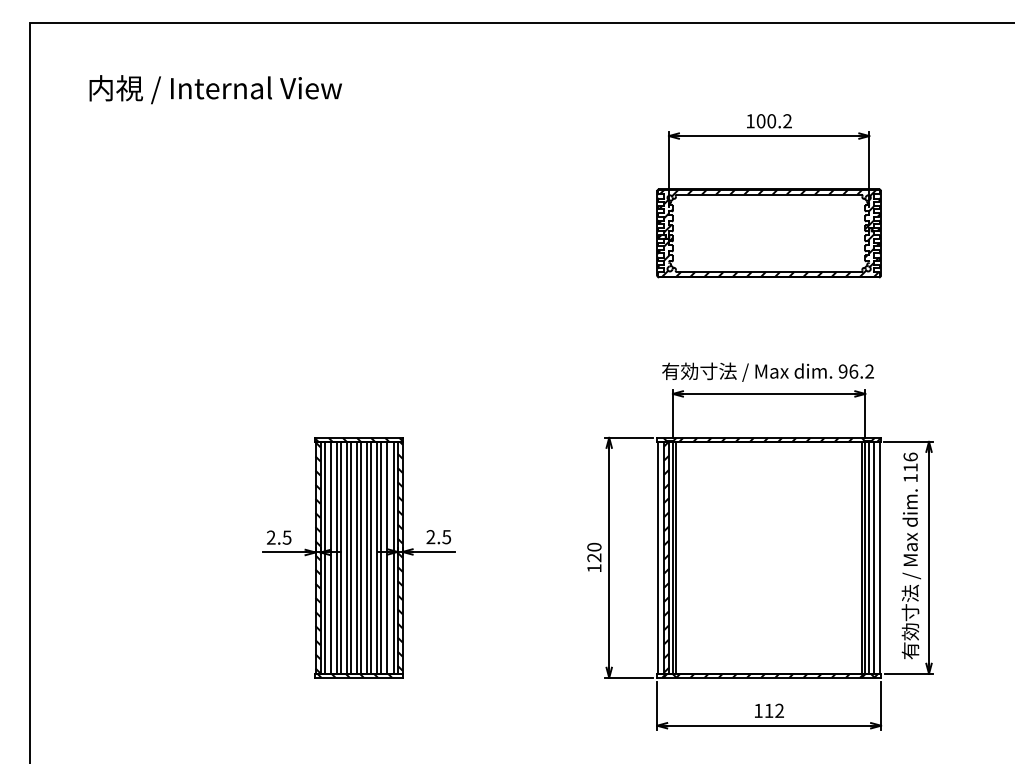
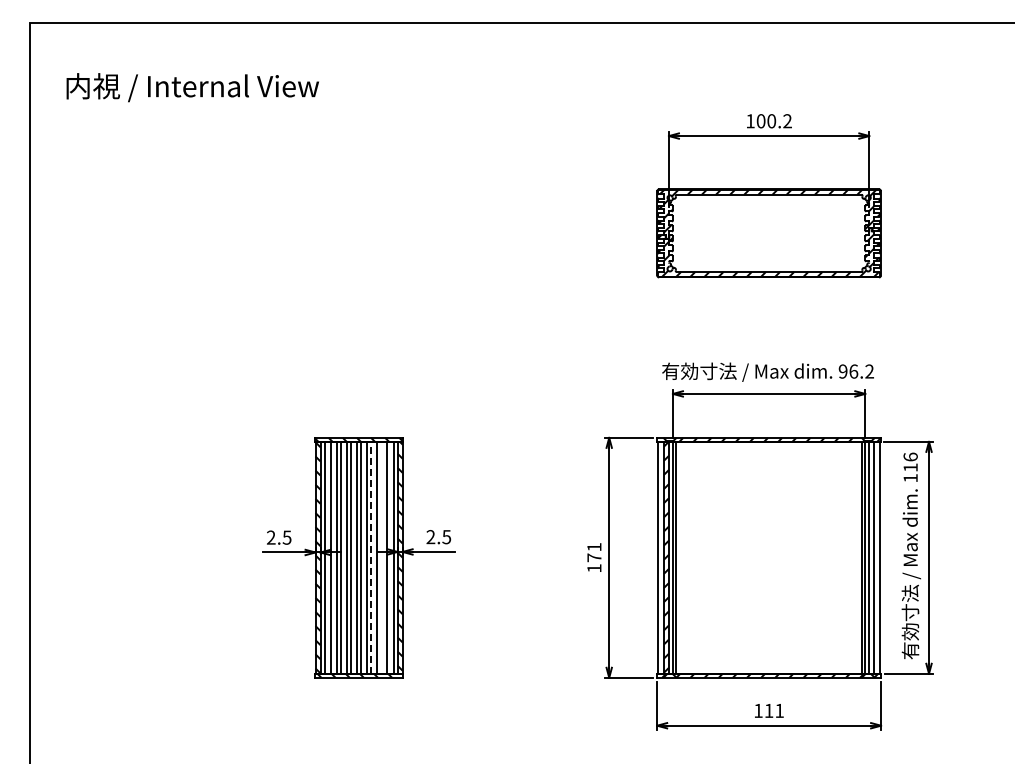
text position: (215, 89) -> (192, 87) (192, 87)
text: 120 -> 171 (594, 552)
line: solid -> dashed (371, 557)
line: present -> none (381, 557)
text: 112 -> 111 (779, 710)
